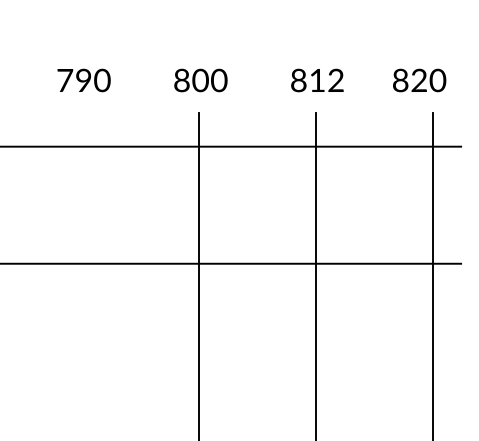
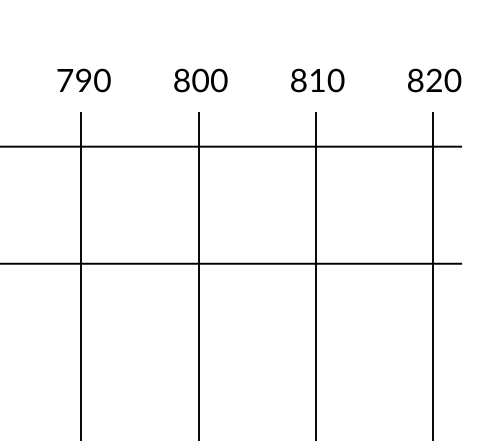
text: 812 -> 810 (335, 80)
text position: (419, 80) -> (434, 80) (434, 80)
line: none -> present (81, 275)
